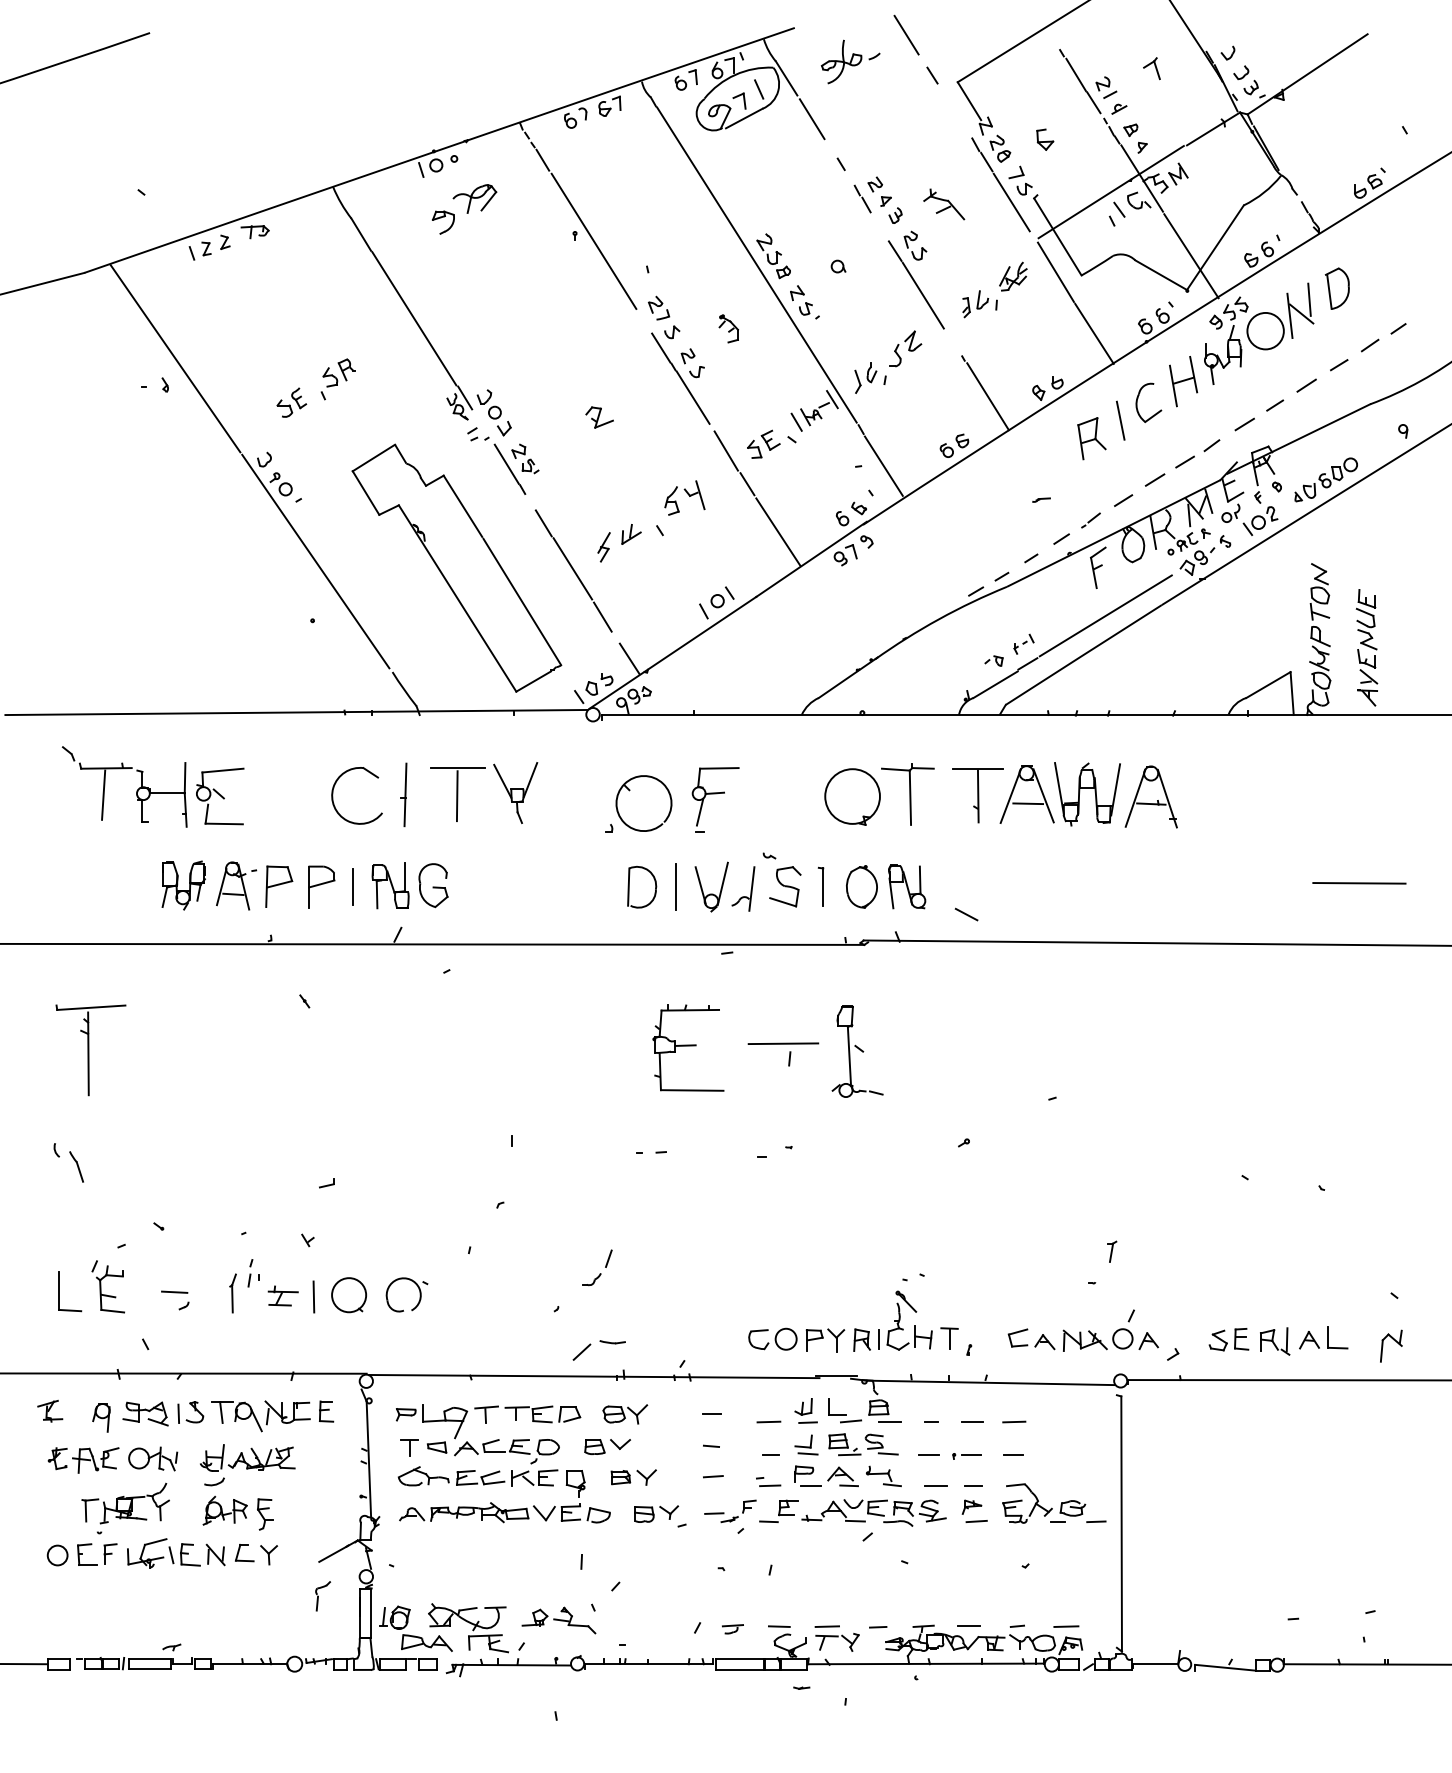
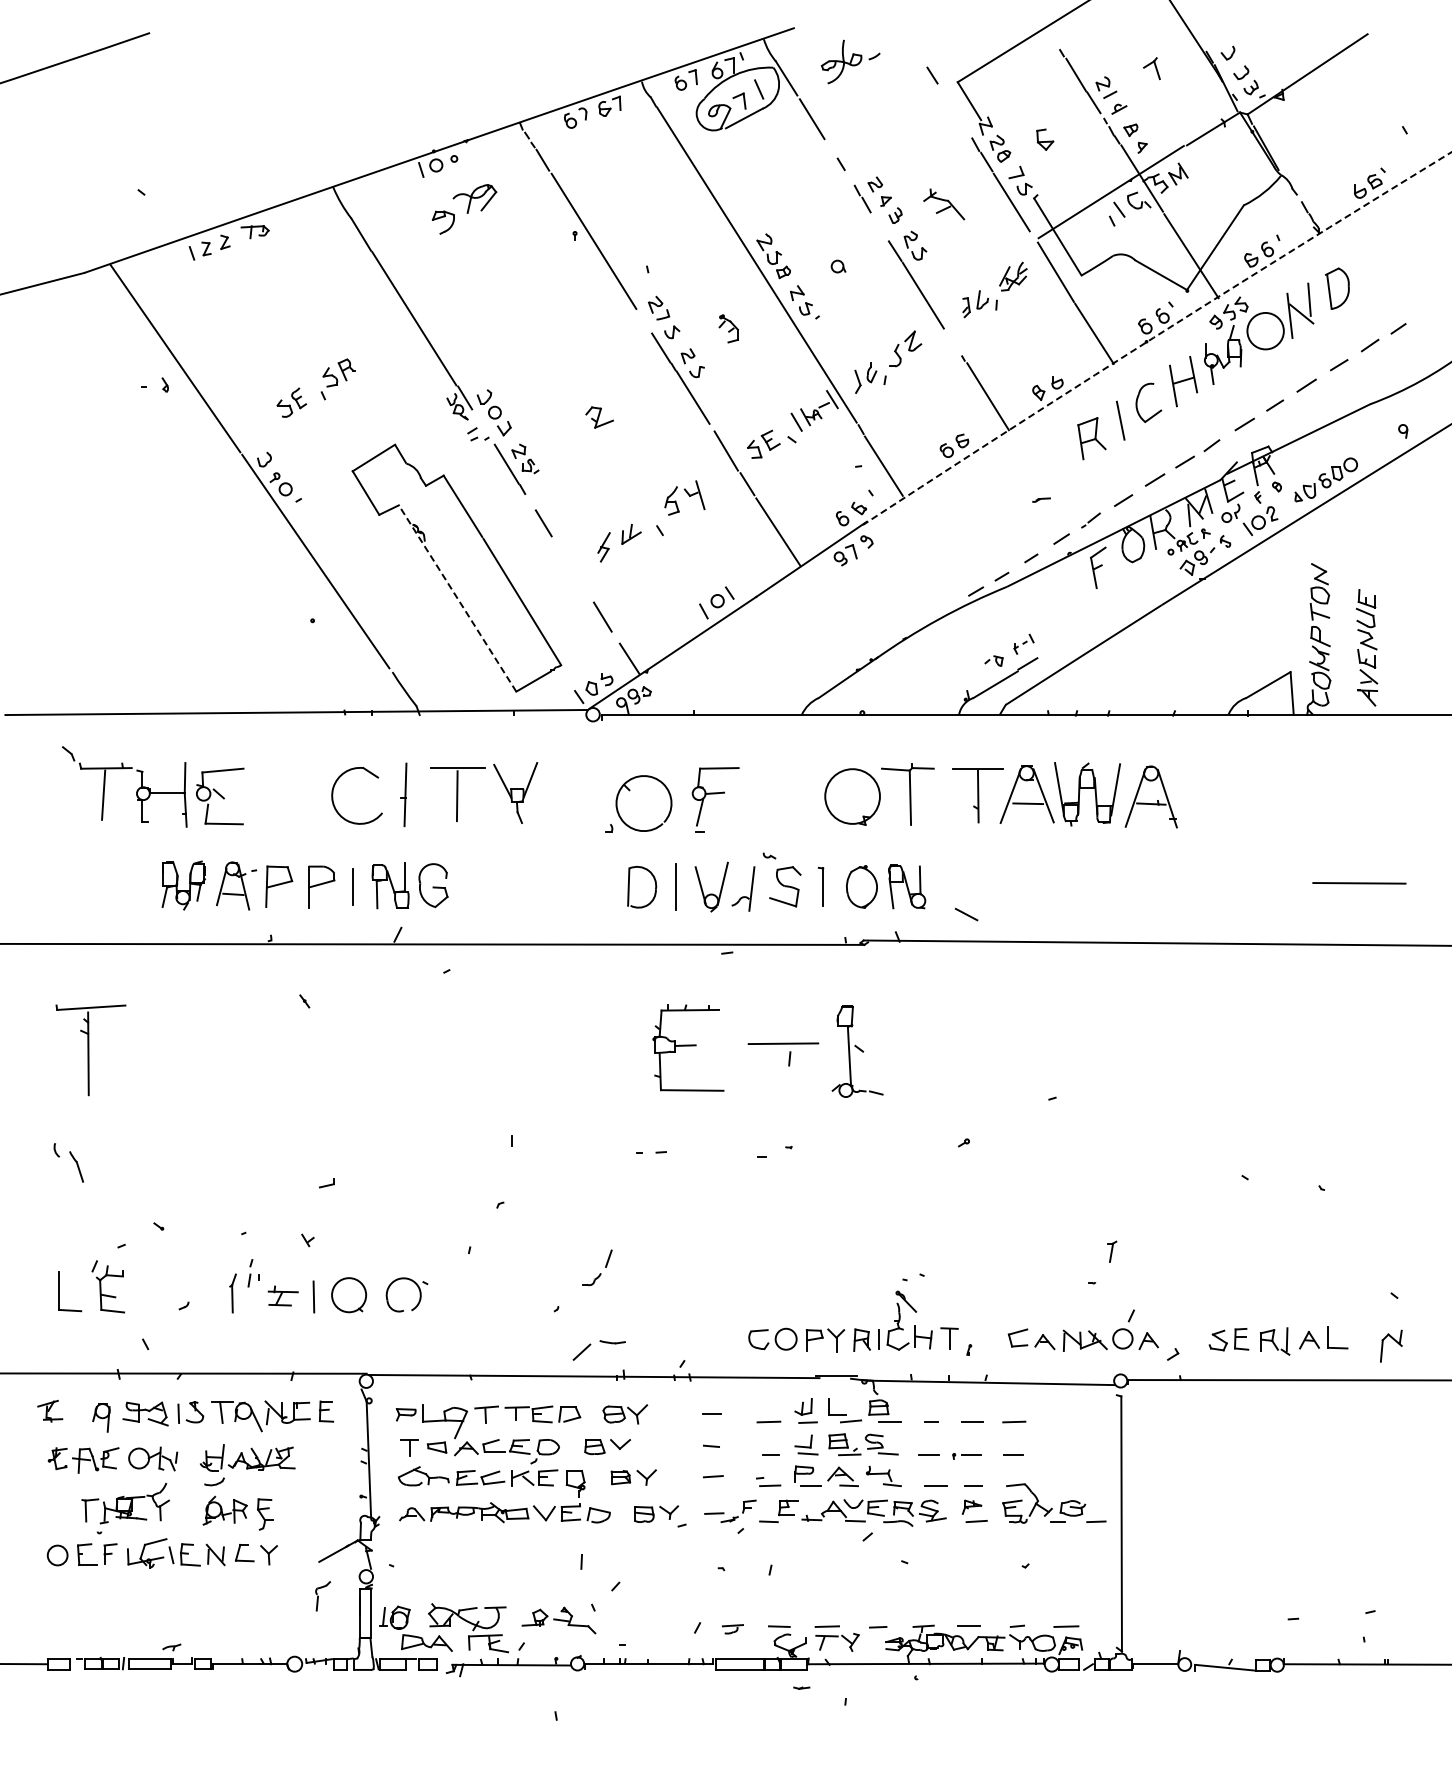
line: present -> none (906, 34)
arc: solid -> dashed (1155, 336)
line: present -> none (572, 568)
line: solid -> dashed (457, 598)
line: present -> none (1105, 615)
line: present -> none (174, 1291)
